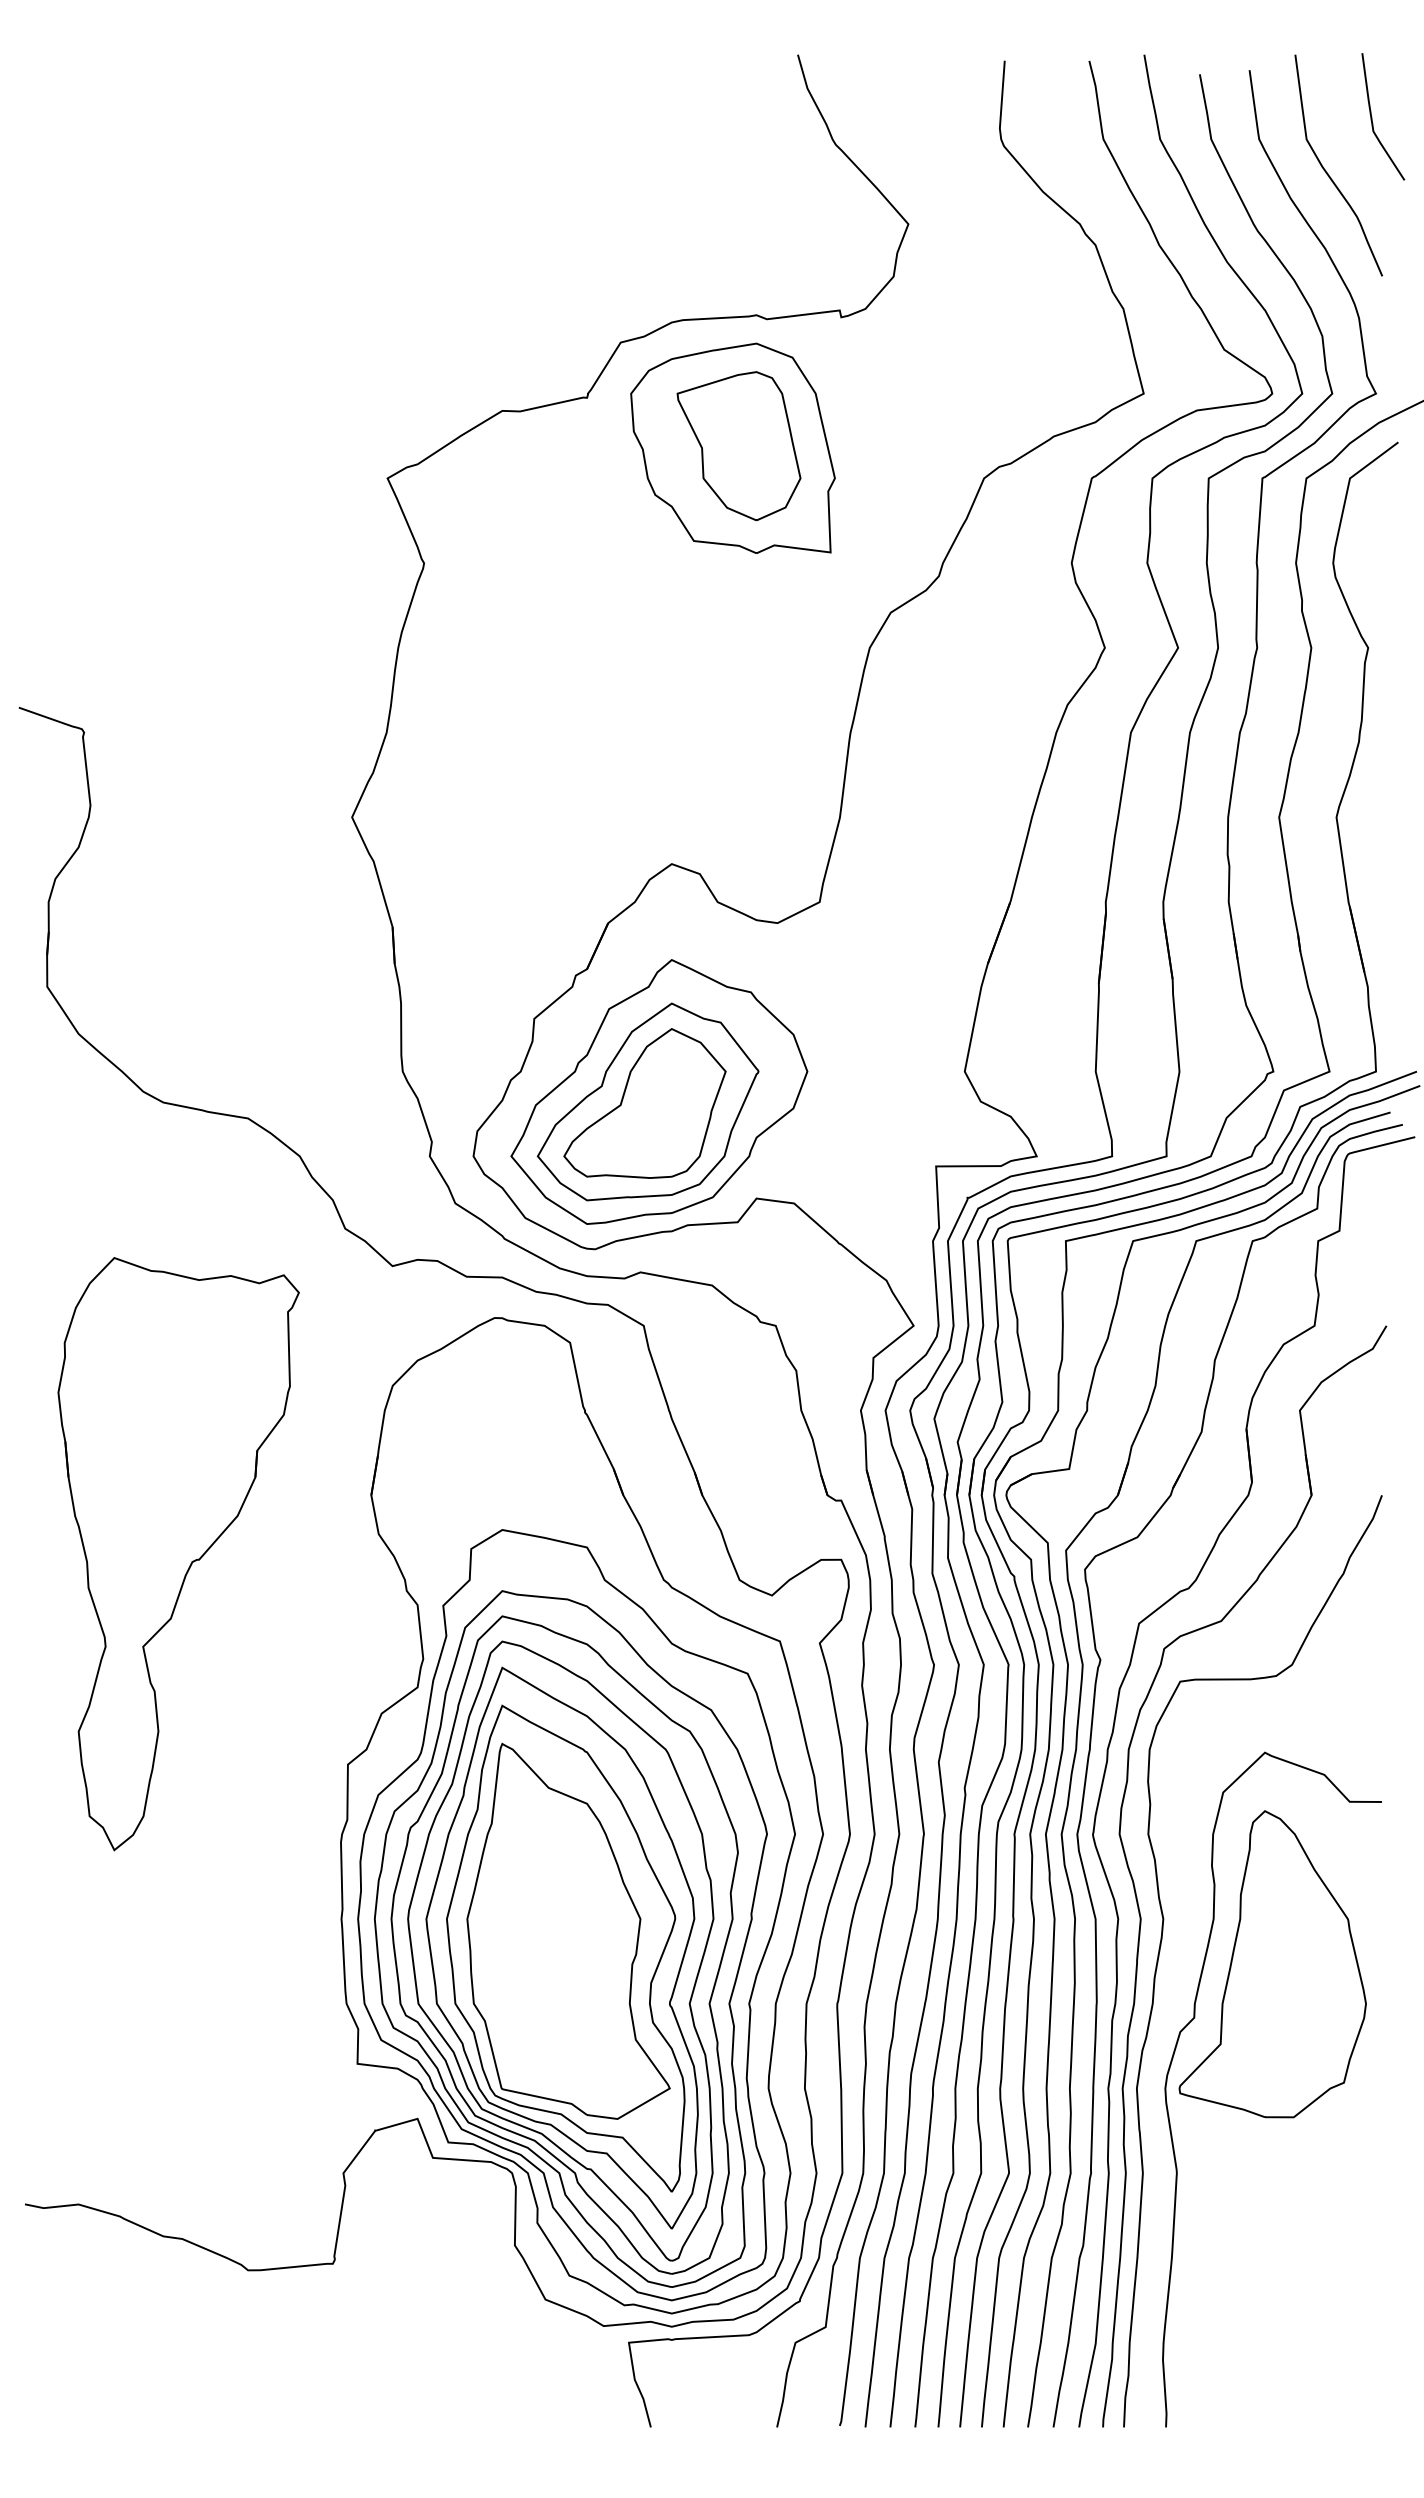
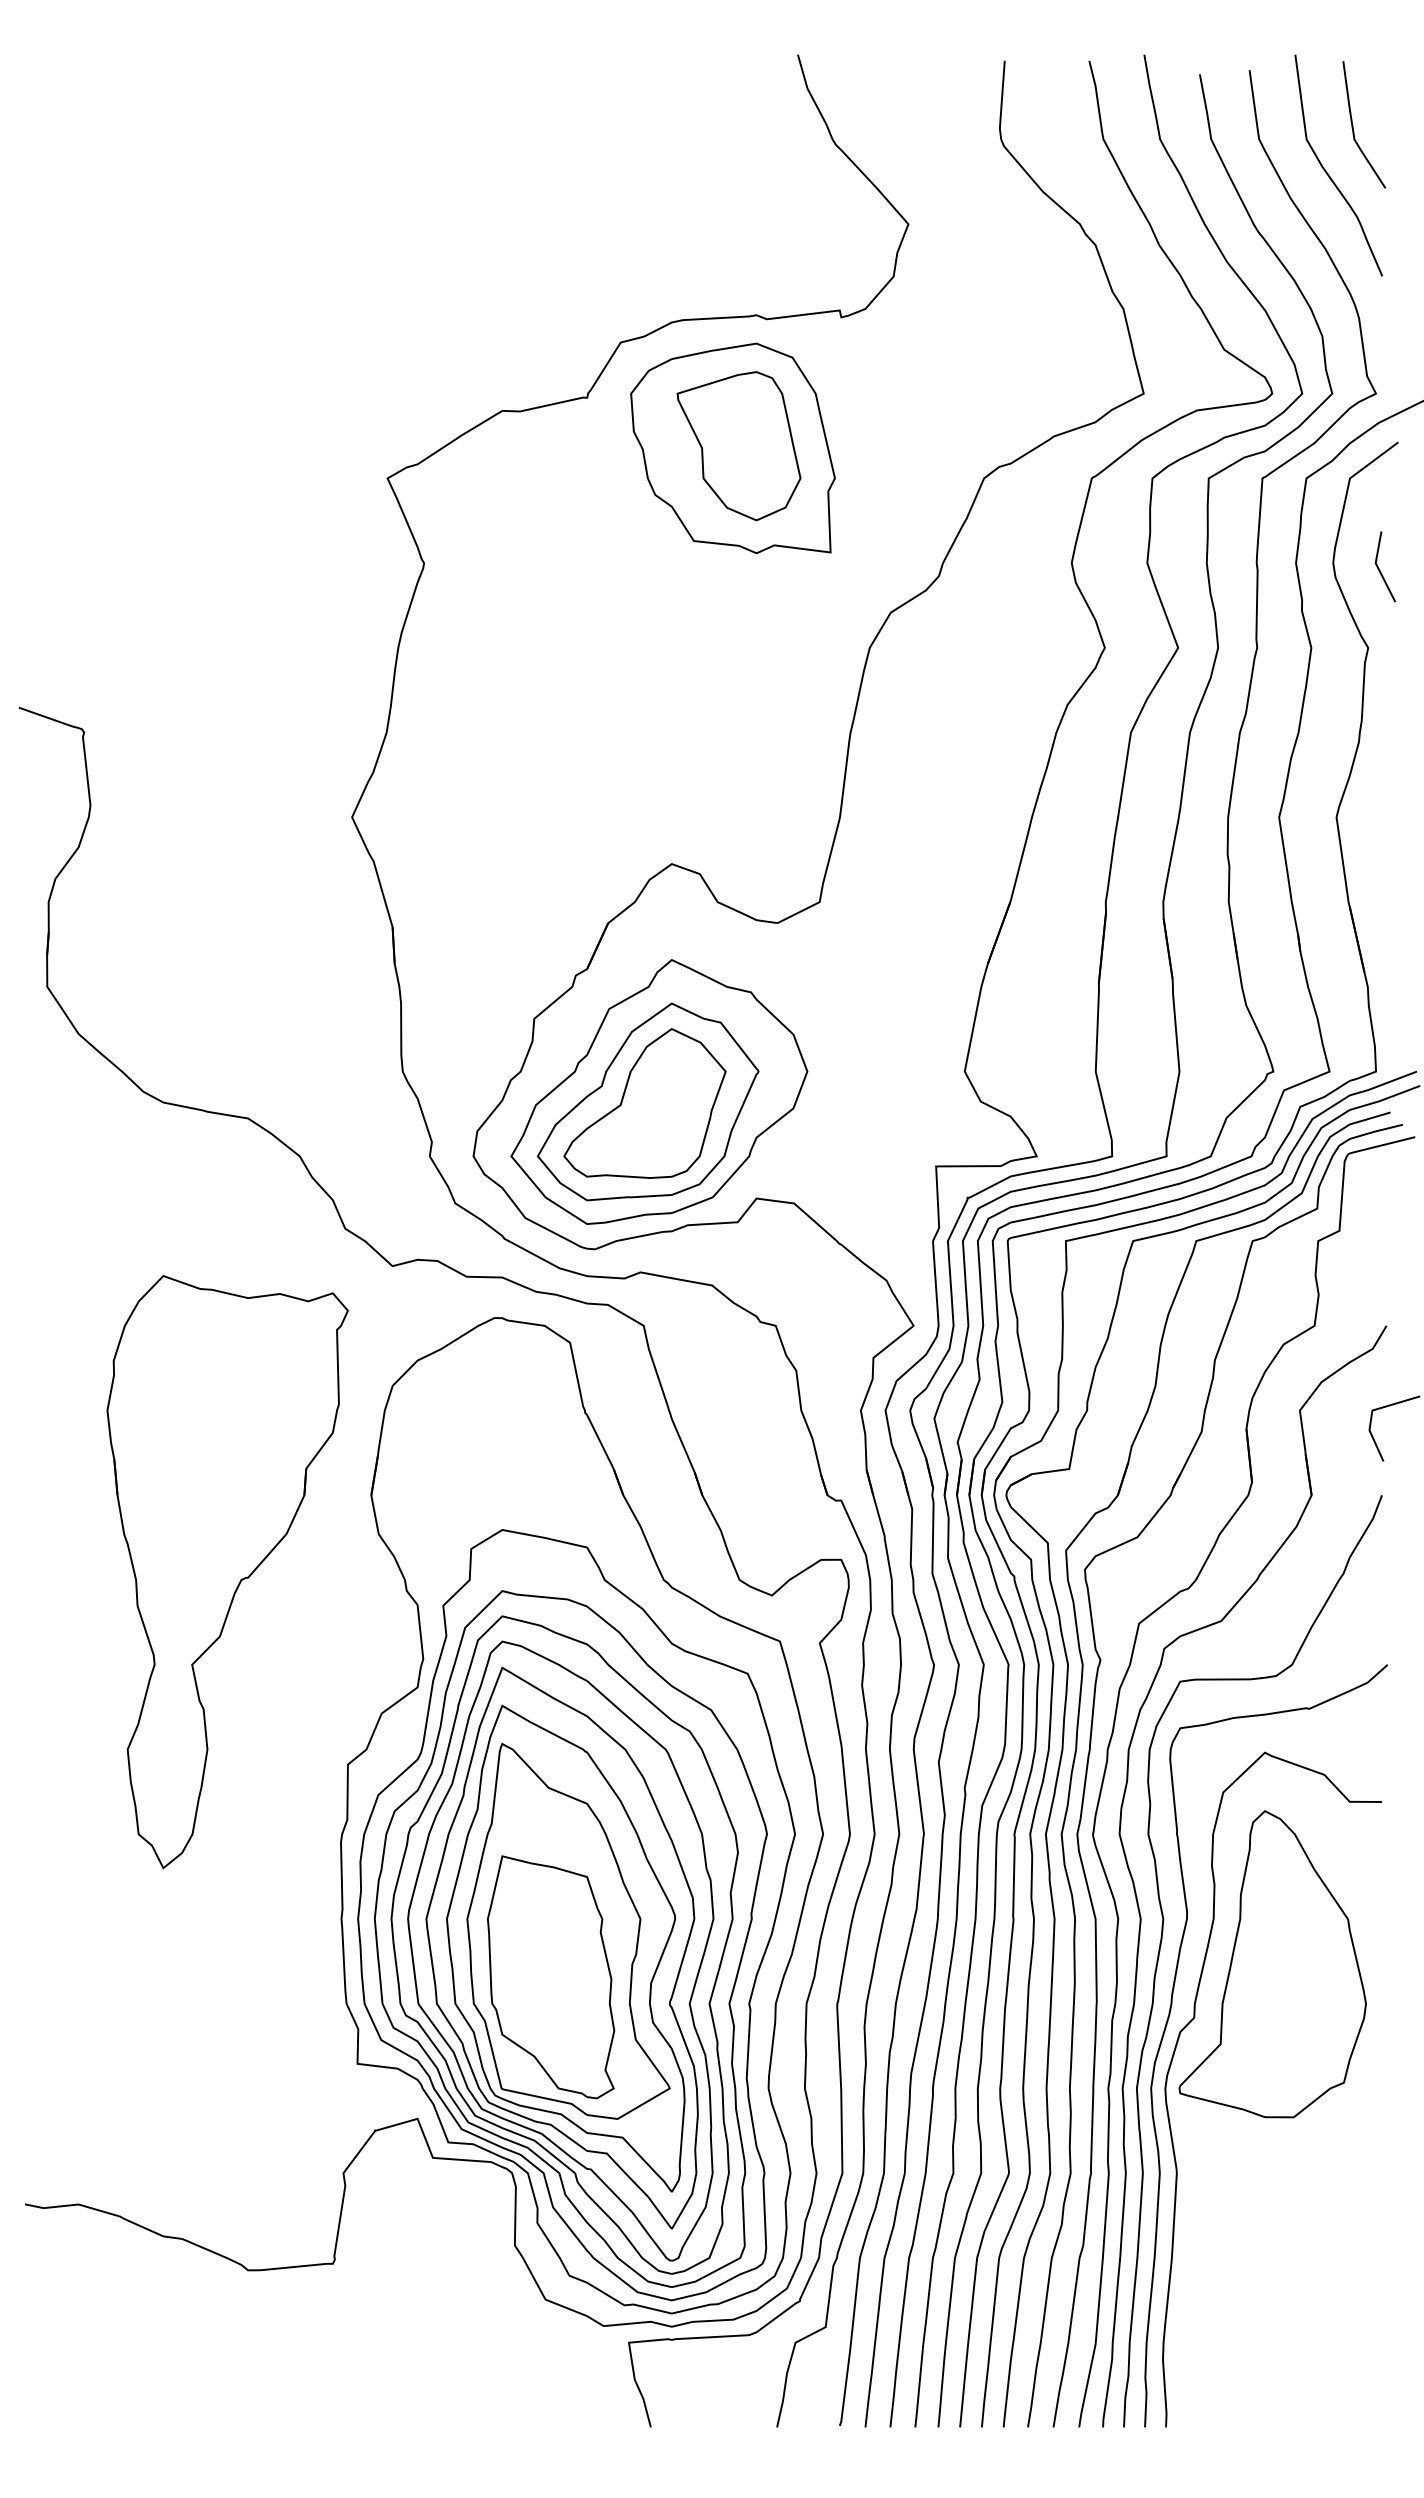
curve position: (1372, 116) -> (1353, 124) (1353, 124)
line: none -> present (1379, 568)
line: none -> present (1390, 1406)
part position: (178, 1554) -> (227, 1572) (227, 1572)
part: none -> present (551, 1977)
curve: none -> present (1169, 2018)
